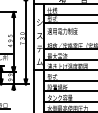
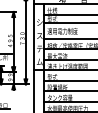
line: none -> present (68, 38)
